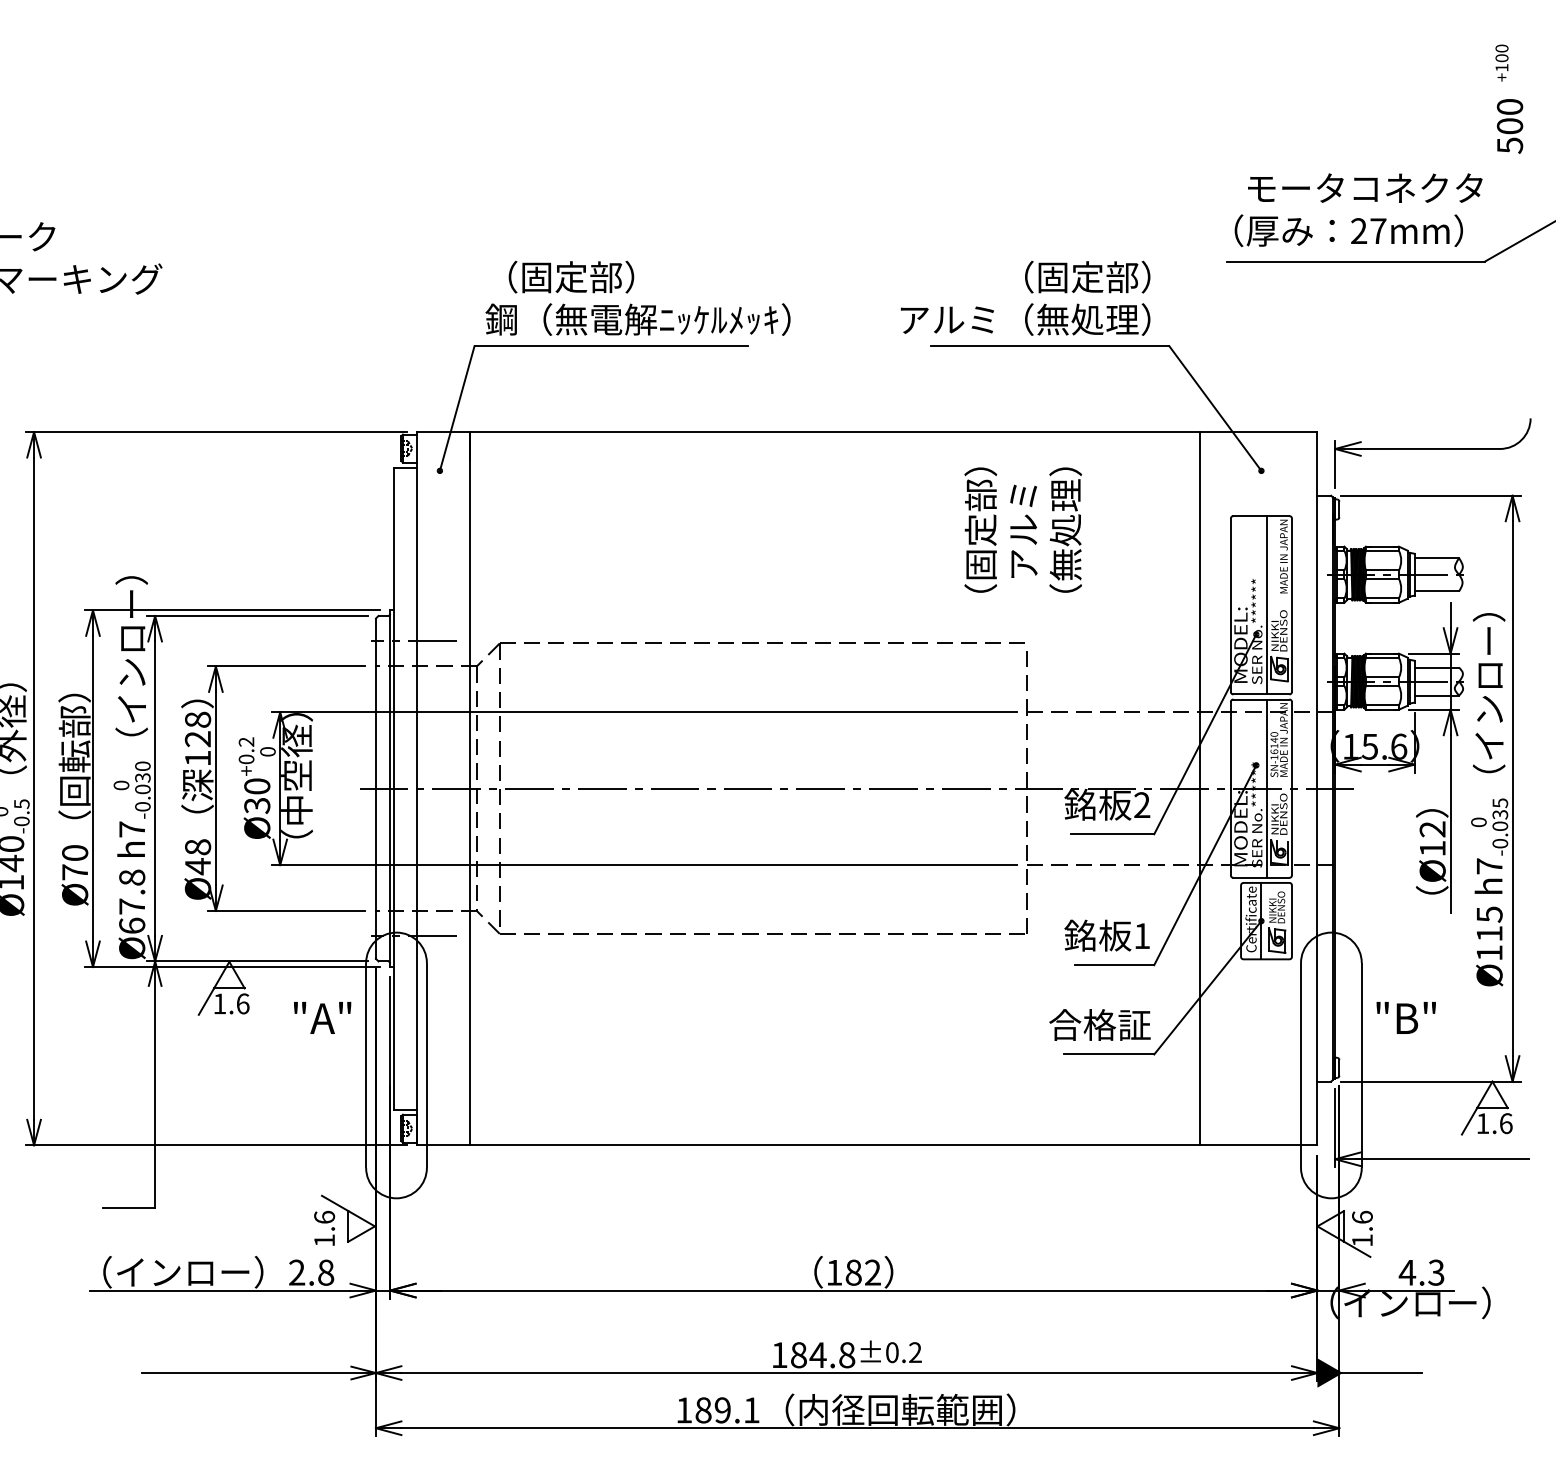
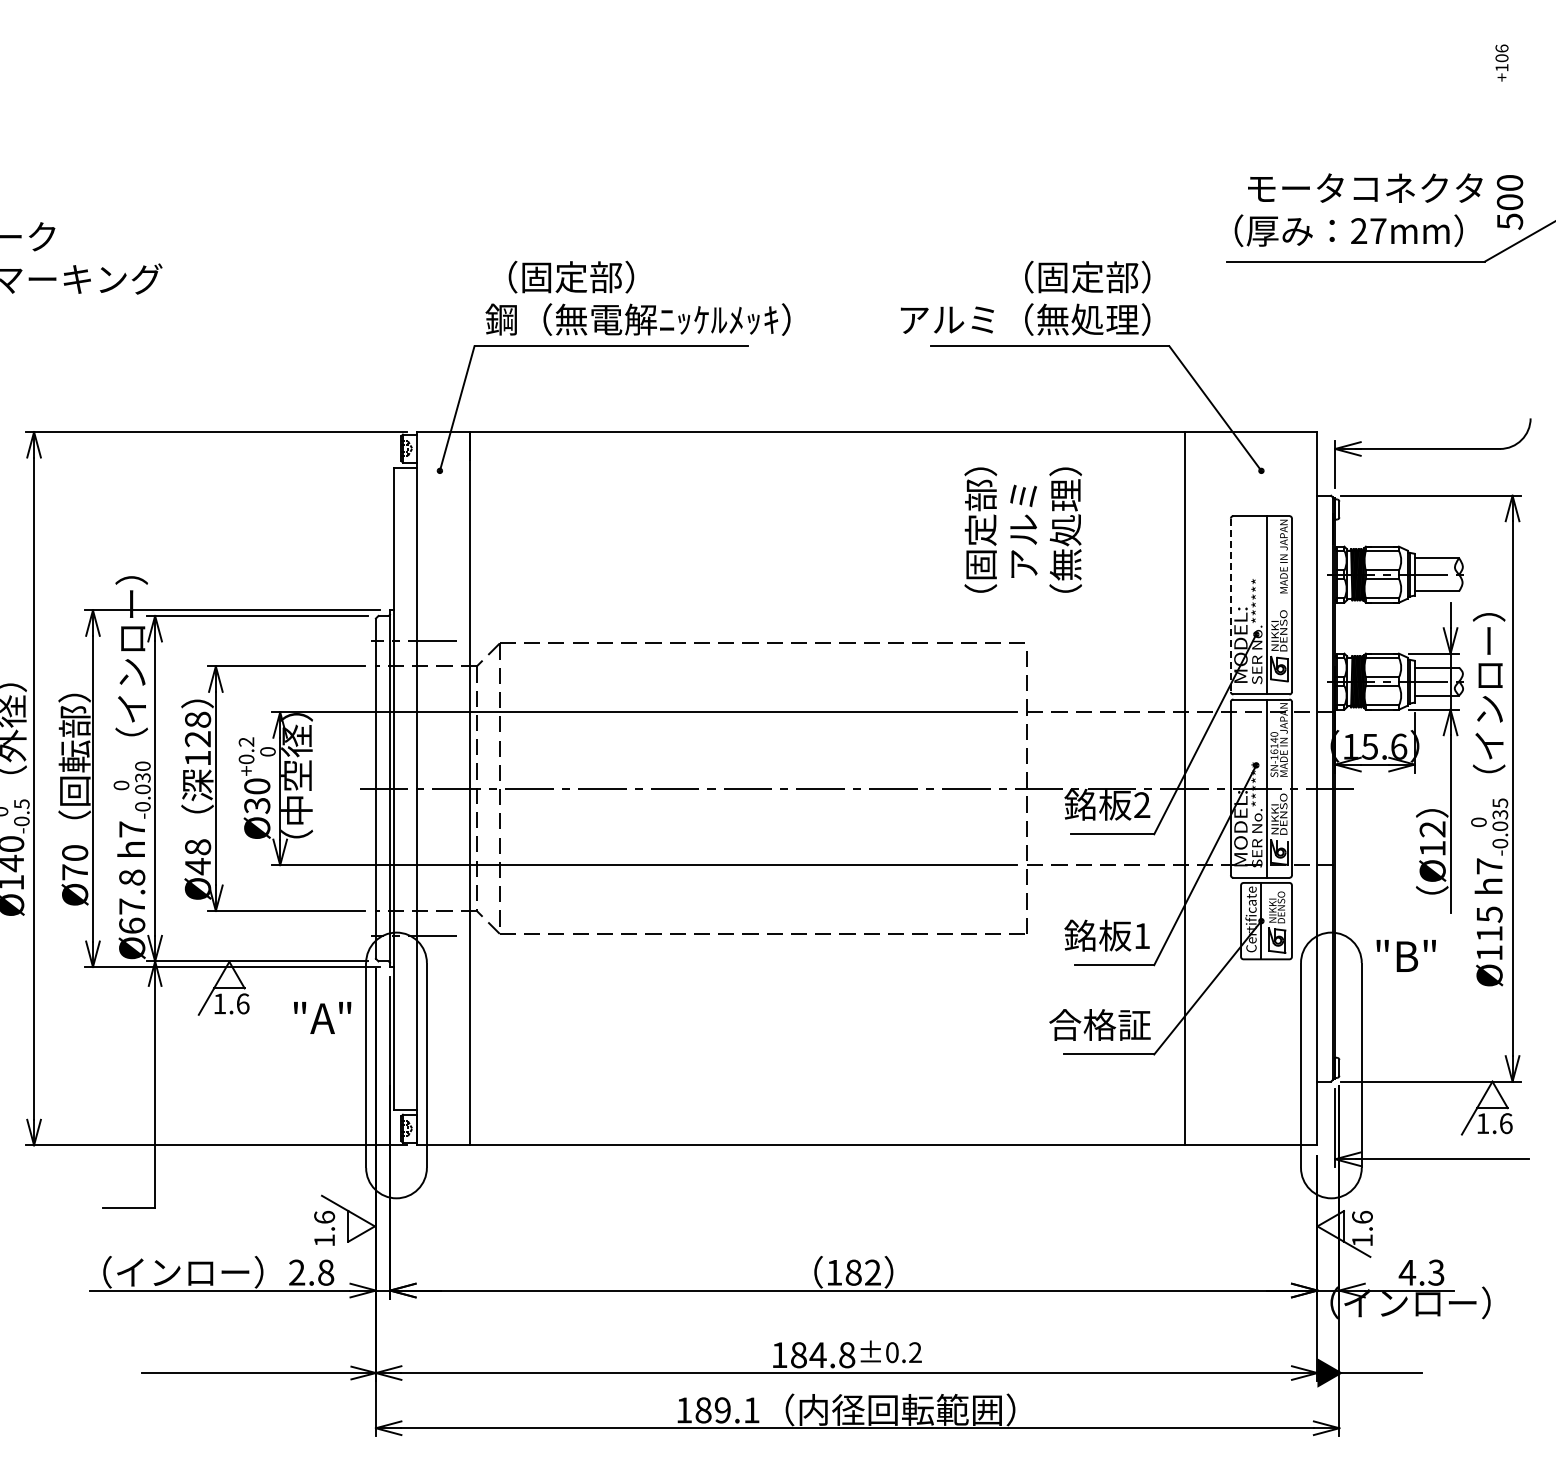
text: +100 -> +106 (1501, 48)
text position: (1509, 126) -> (1509, 202) (1509, 202)
line: solid -> dashed (1230, 605)
line position: (1200, 788) -> (1185, 788) (1185, 788)
text position: (1405, 1017) -> (1405, 955) (1405, 955)
